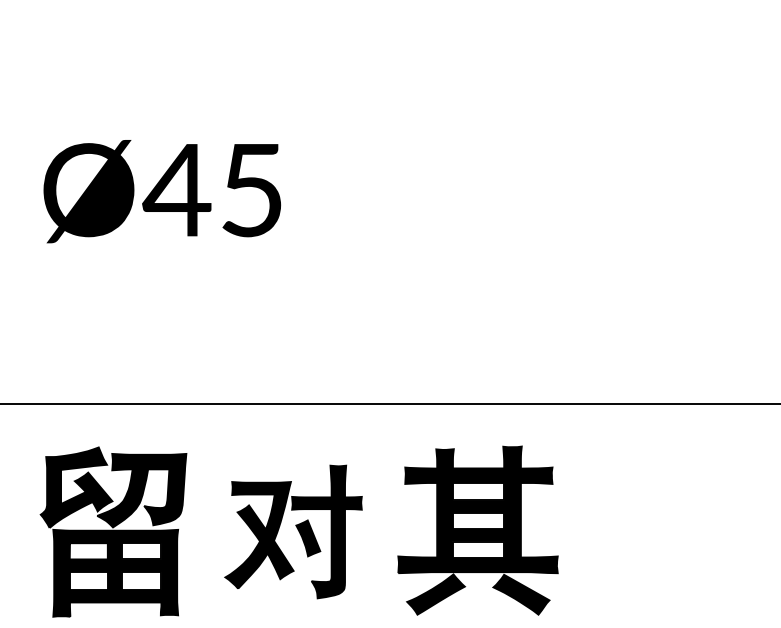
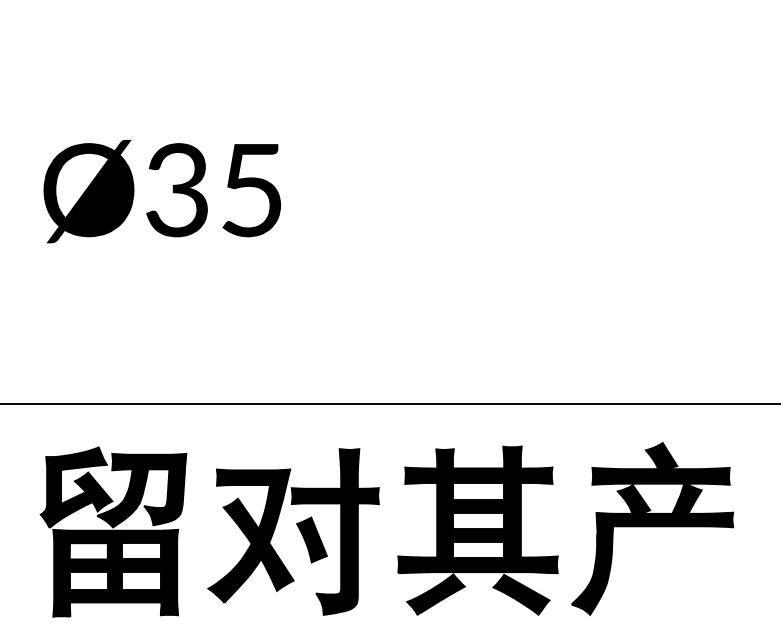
text: Ø45 -> Ø35 (176, 190)
part: none -> present (652, 528)
part size: 139x136 px -> 173x168 px (293, 531)
